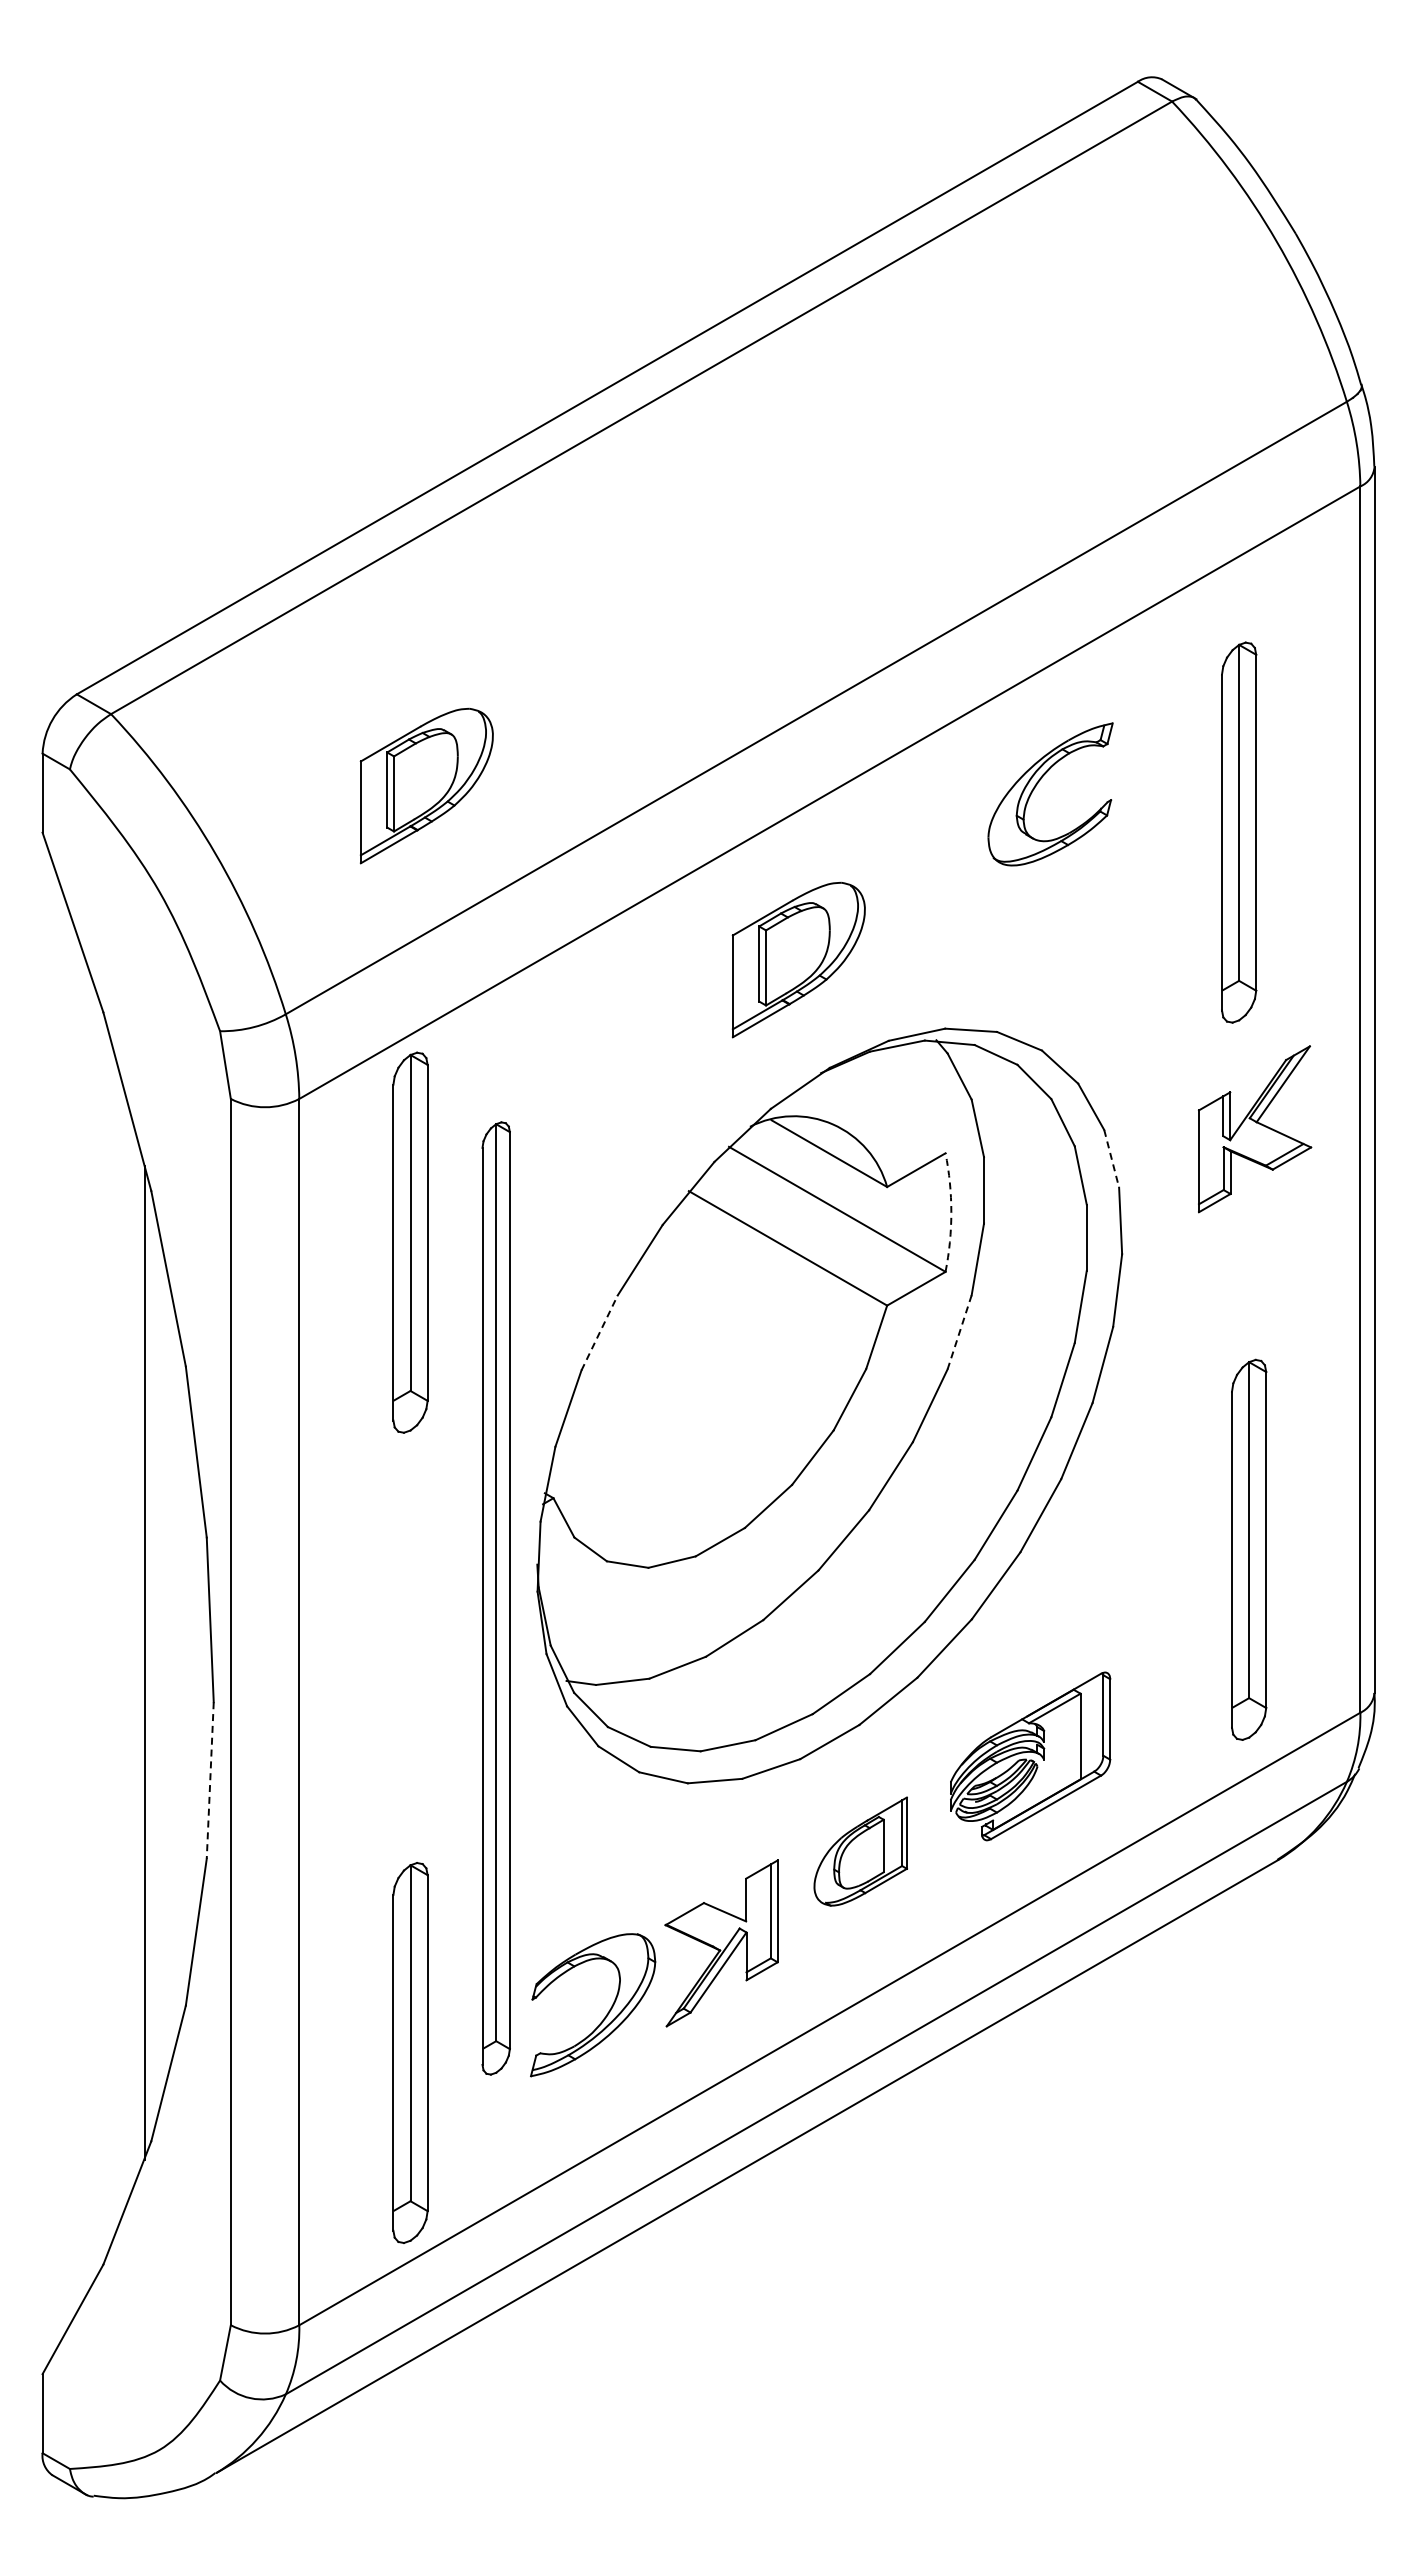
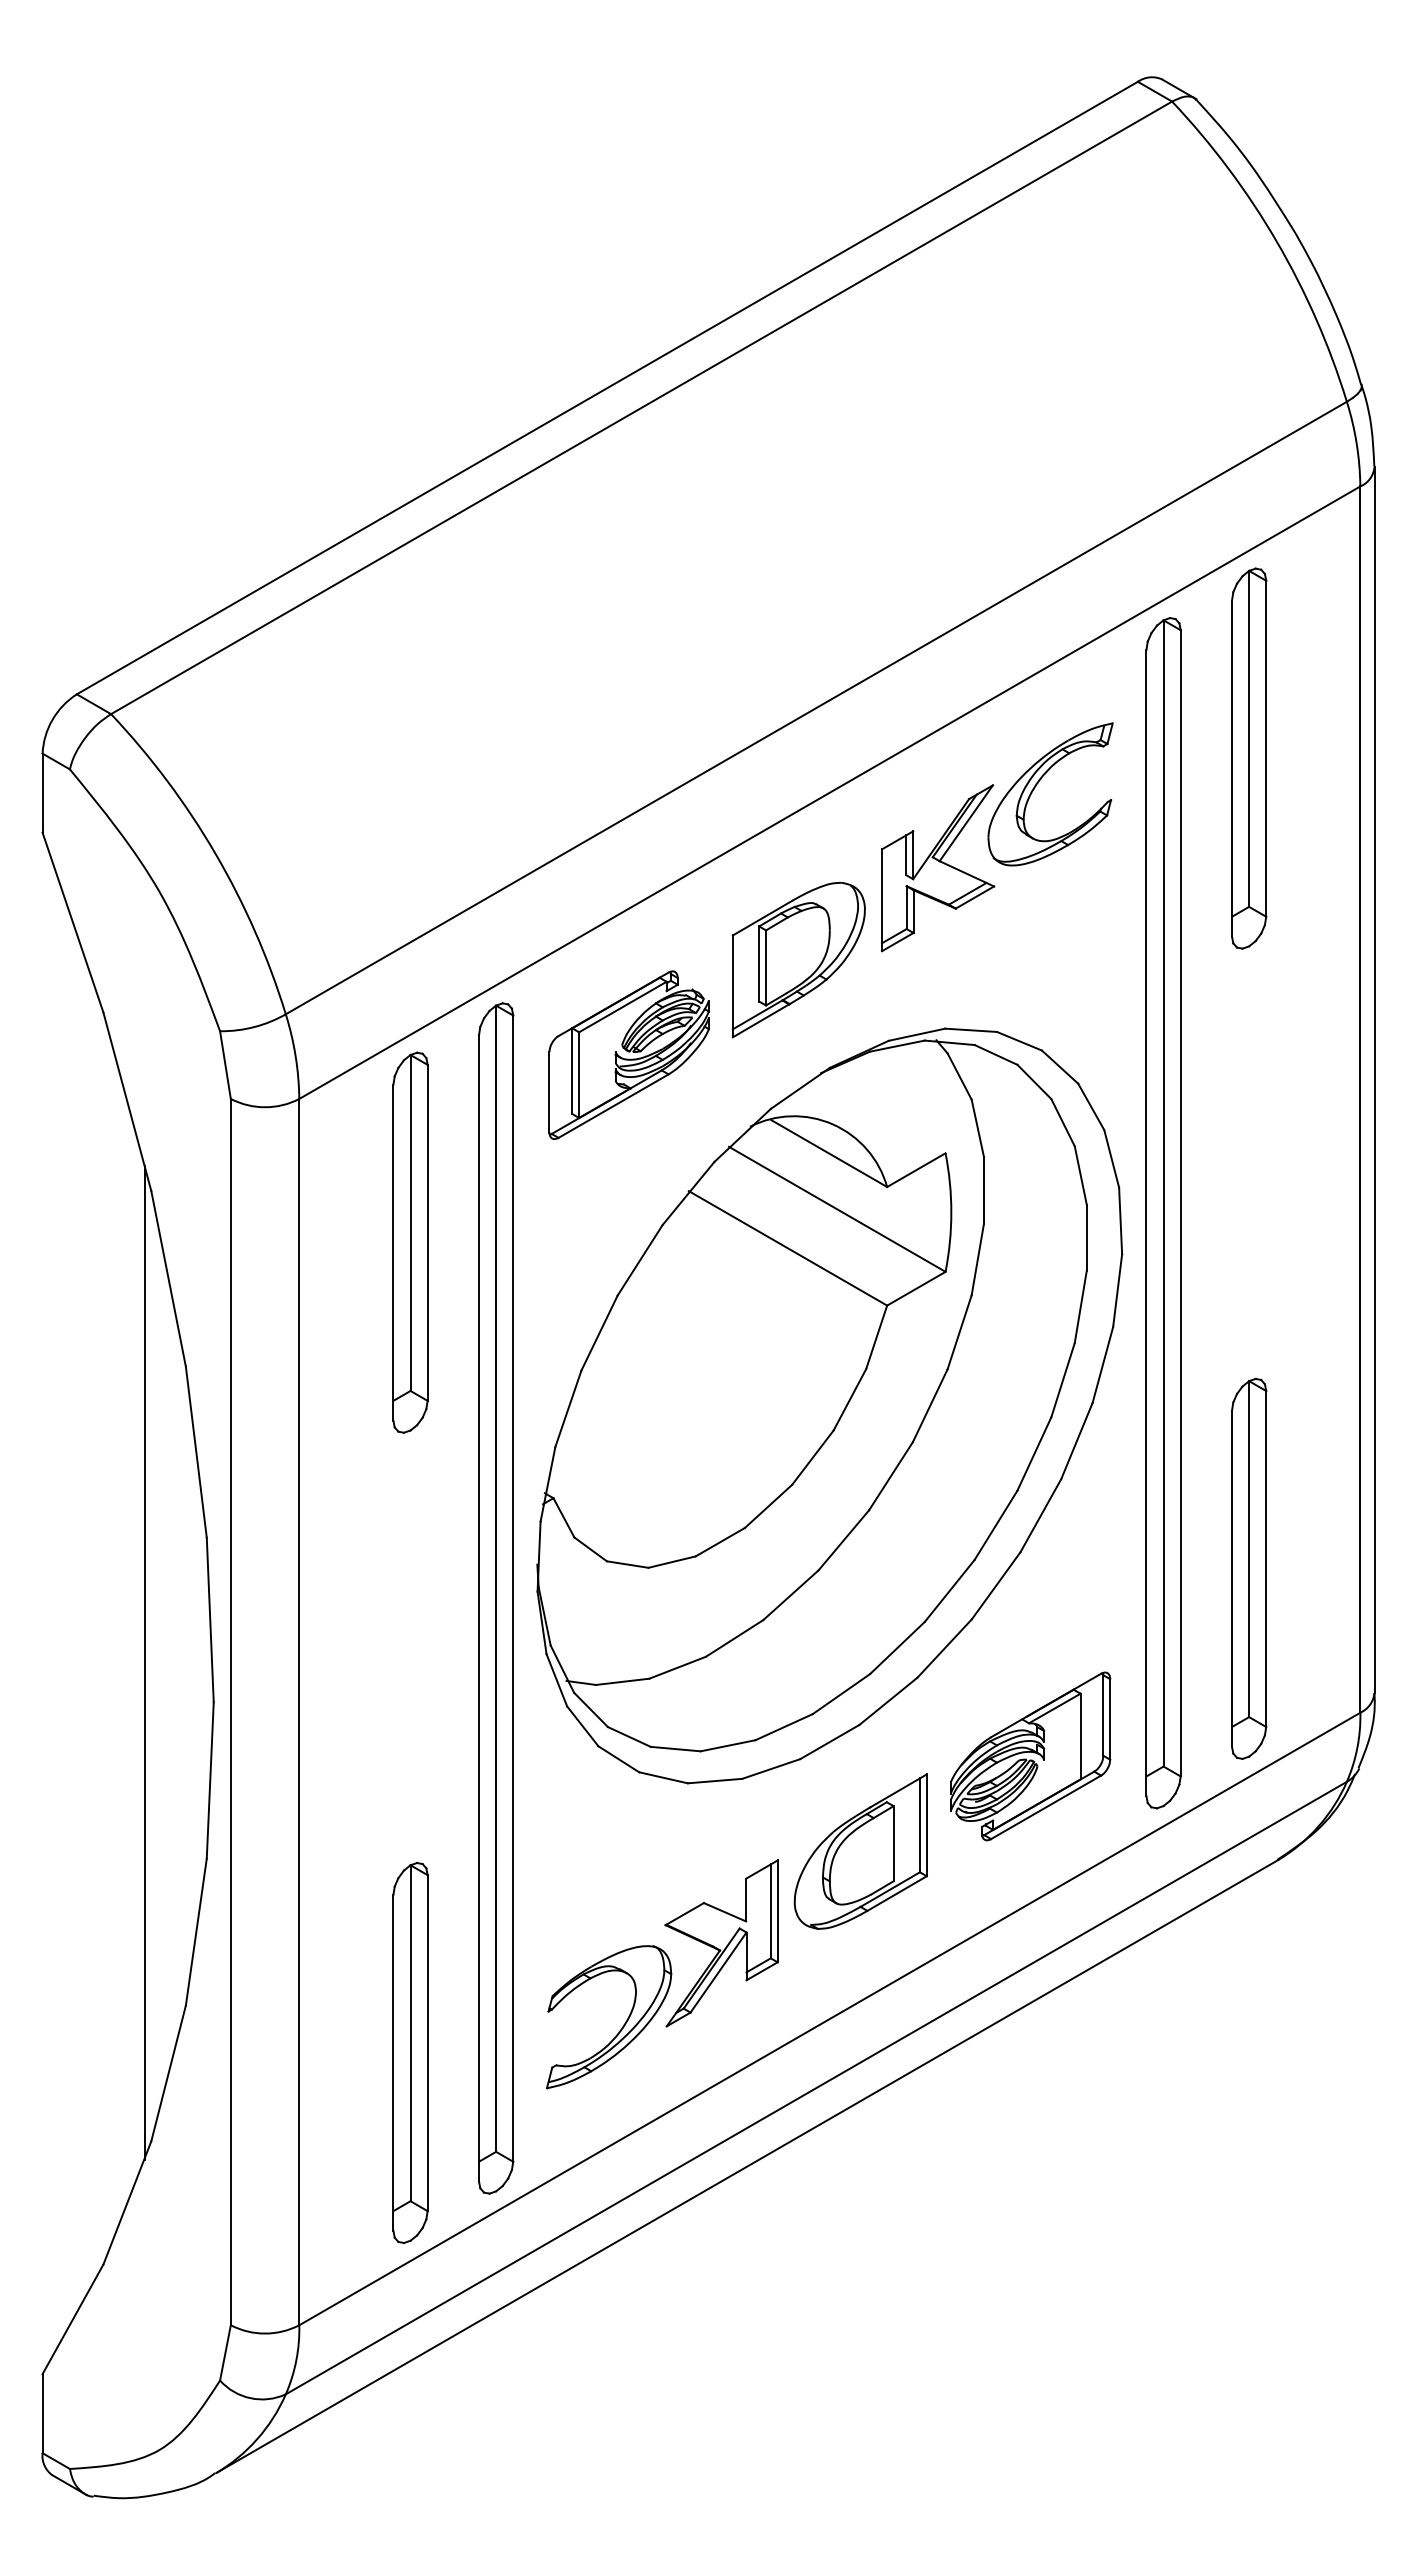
part: present -> none (426, 785)
part position: (1239, 832) -> (1249, 758) (1249, 758)
part: none -> present (628, 1054)
part position: (1255, 1129) -> (938, 868) (938, 868)
line: dashed -> solid (1111, 1158)
arc: dashed -> solid (951, 1212)
part: none -> present (1163, 1213)
line: dashed -> solid (599, 1332)
line: dashed -> solid (959, 1332)
part position: (1249, 1549) -> (1249, 1568) (1249, 1568)
part size: 30x955 px -> 37x1193 px (496, 1598)
line: dashed -> solid (210, 1780)
part size: 95x111 px -> 135x157 px (860, 1851)
part position: (605, 2015) -> (621, 2027) (621, 2027)
